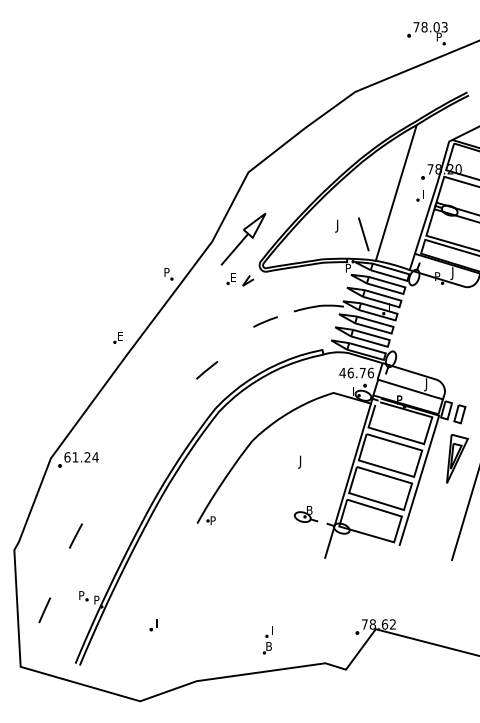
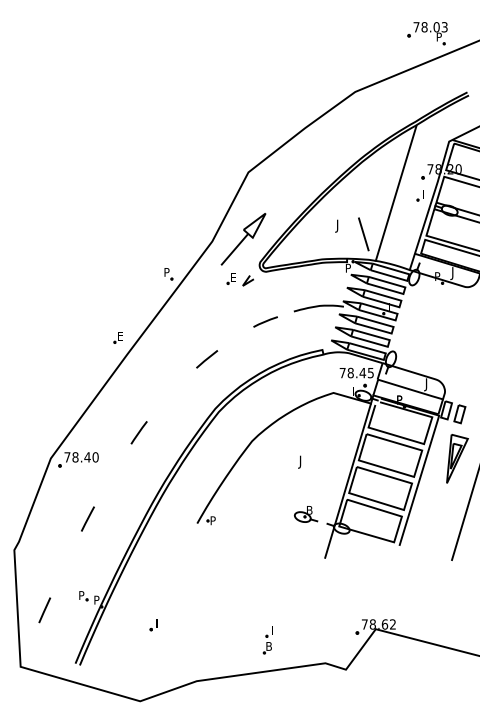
line position: (207, 370) -> (207, 359) (207, 359)
text: 46.76 -> 78.45 (356, 372)
line: none -> present (138, 432)
text: 61.24 -> 78.40 (81, 457)
line position: (75, 535) -> (87, 518) (87, 518)
